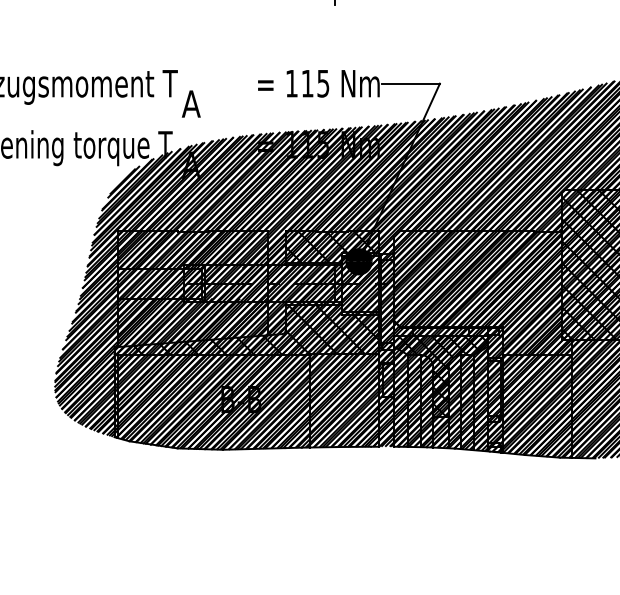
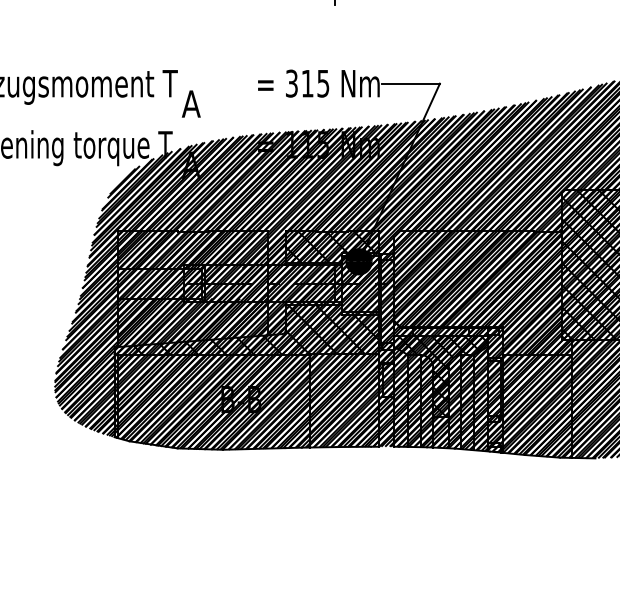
text: 115 -> 315 (291, 83)
